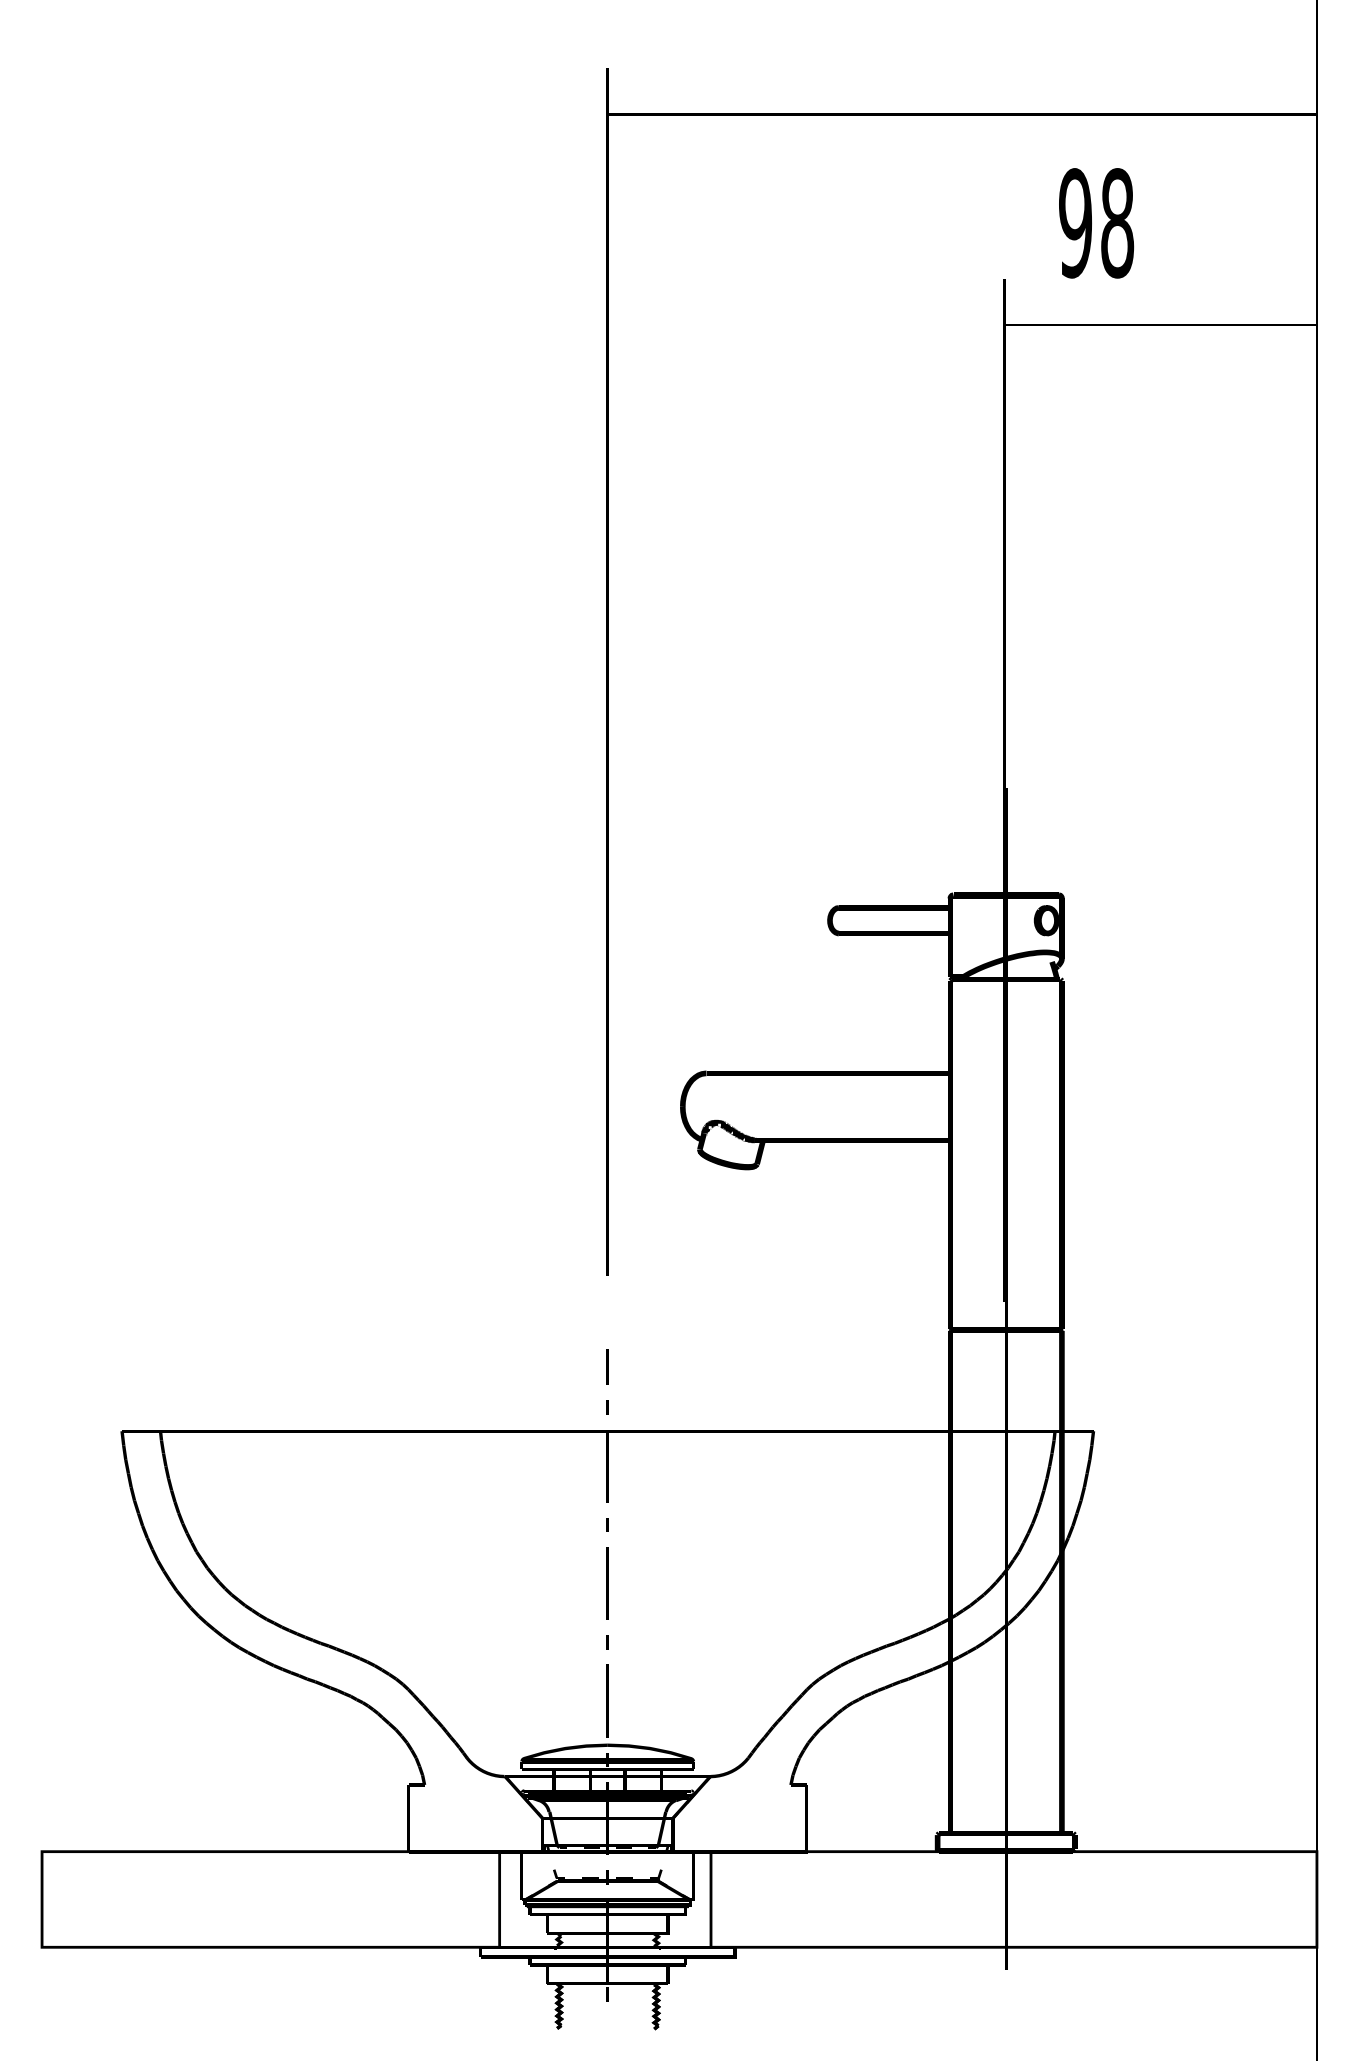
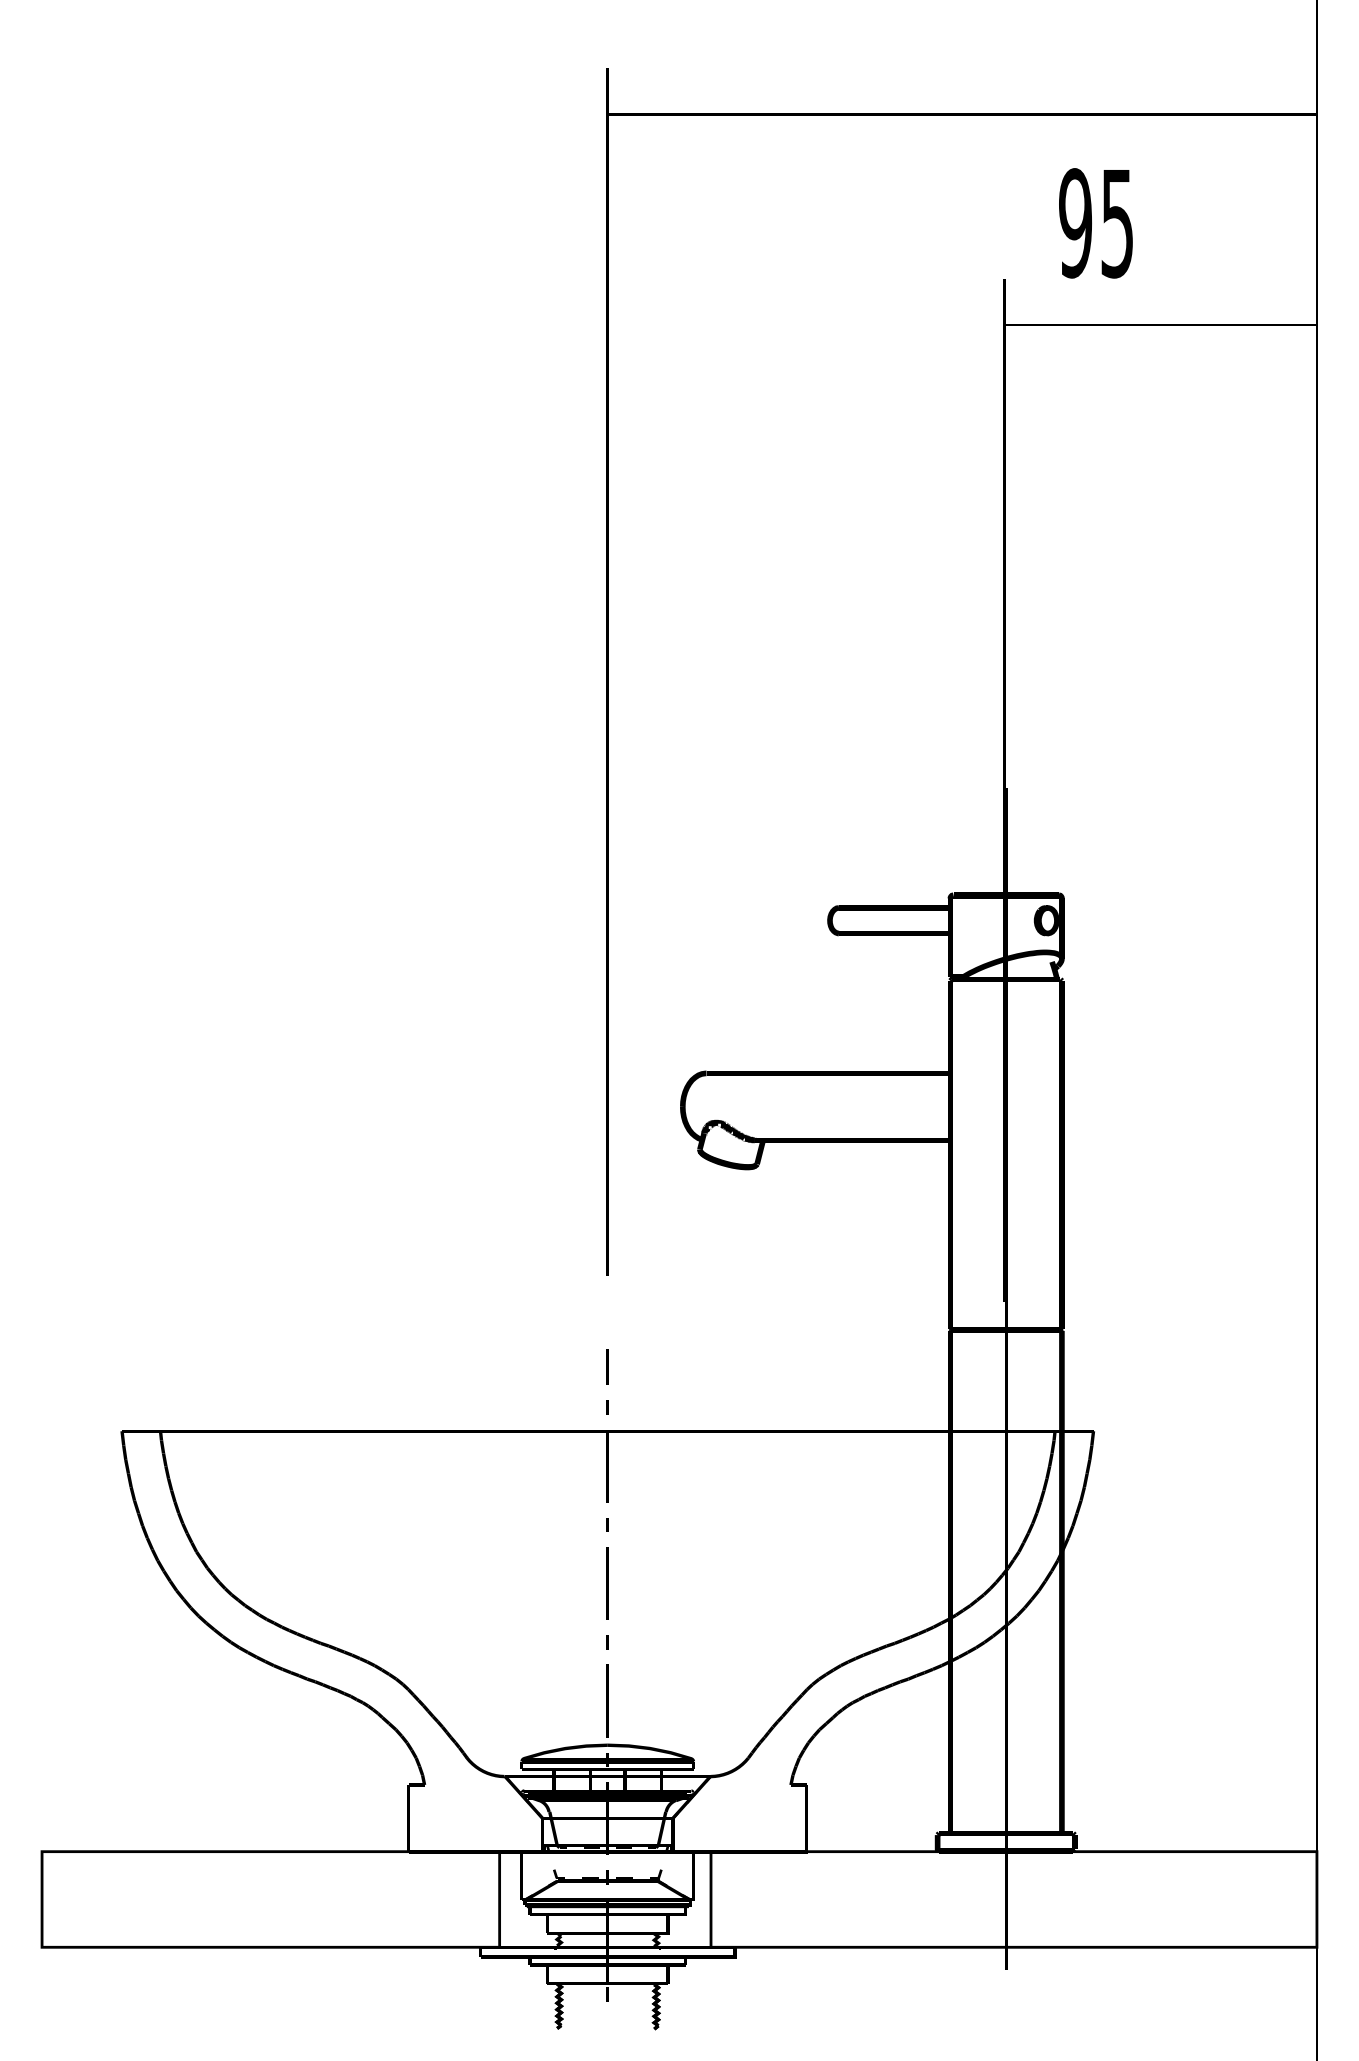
text: 98 -> 95 (1117, 223)
